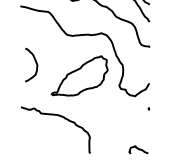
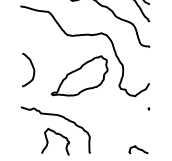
curve position: (35, 63) -> (32, 68) (32, 68)
curve: none -> present (55, 134)
